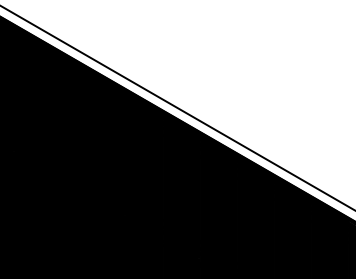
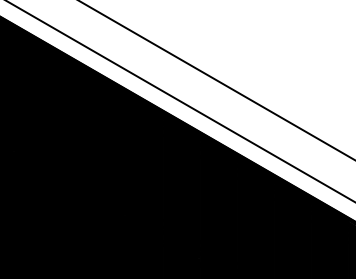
line: none -> present (216, 80)
line position: (177, 108) -> (180, 101) (180, 101)
